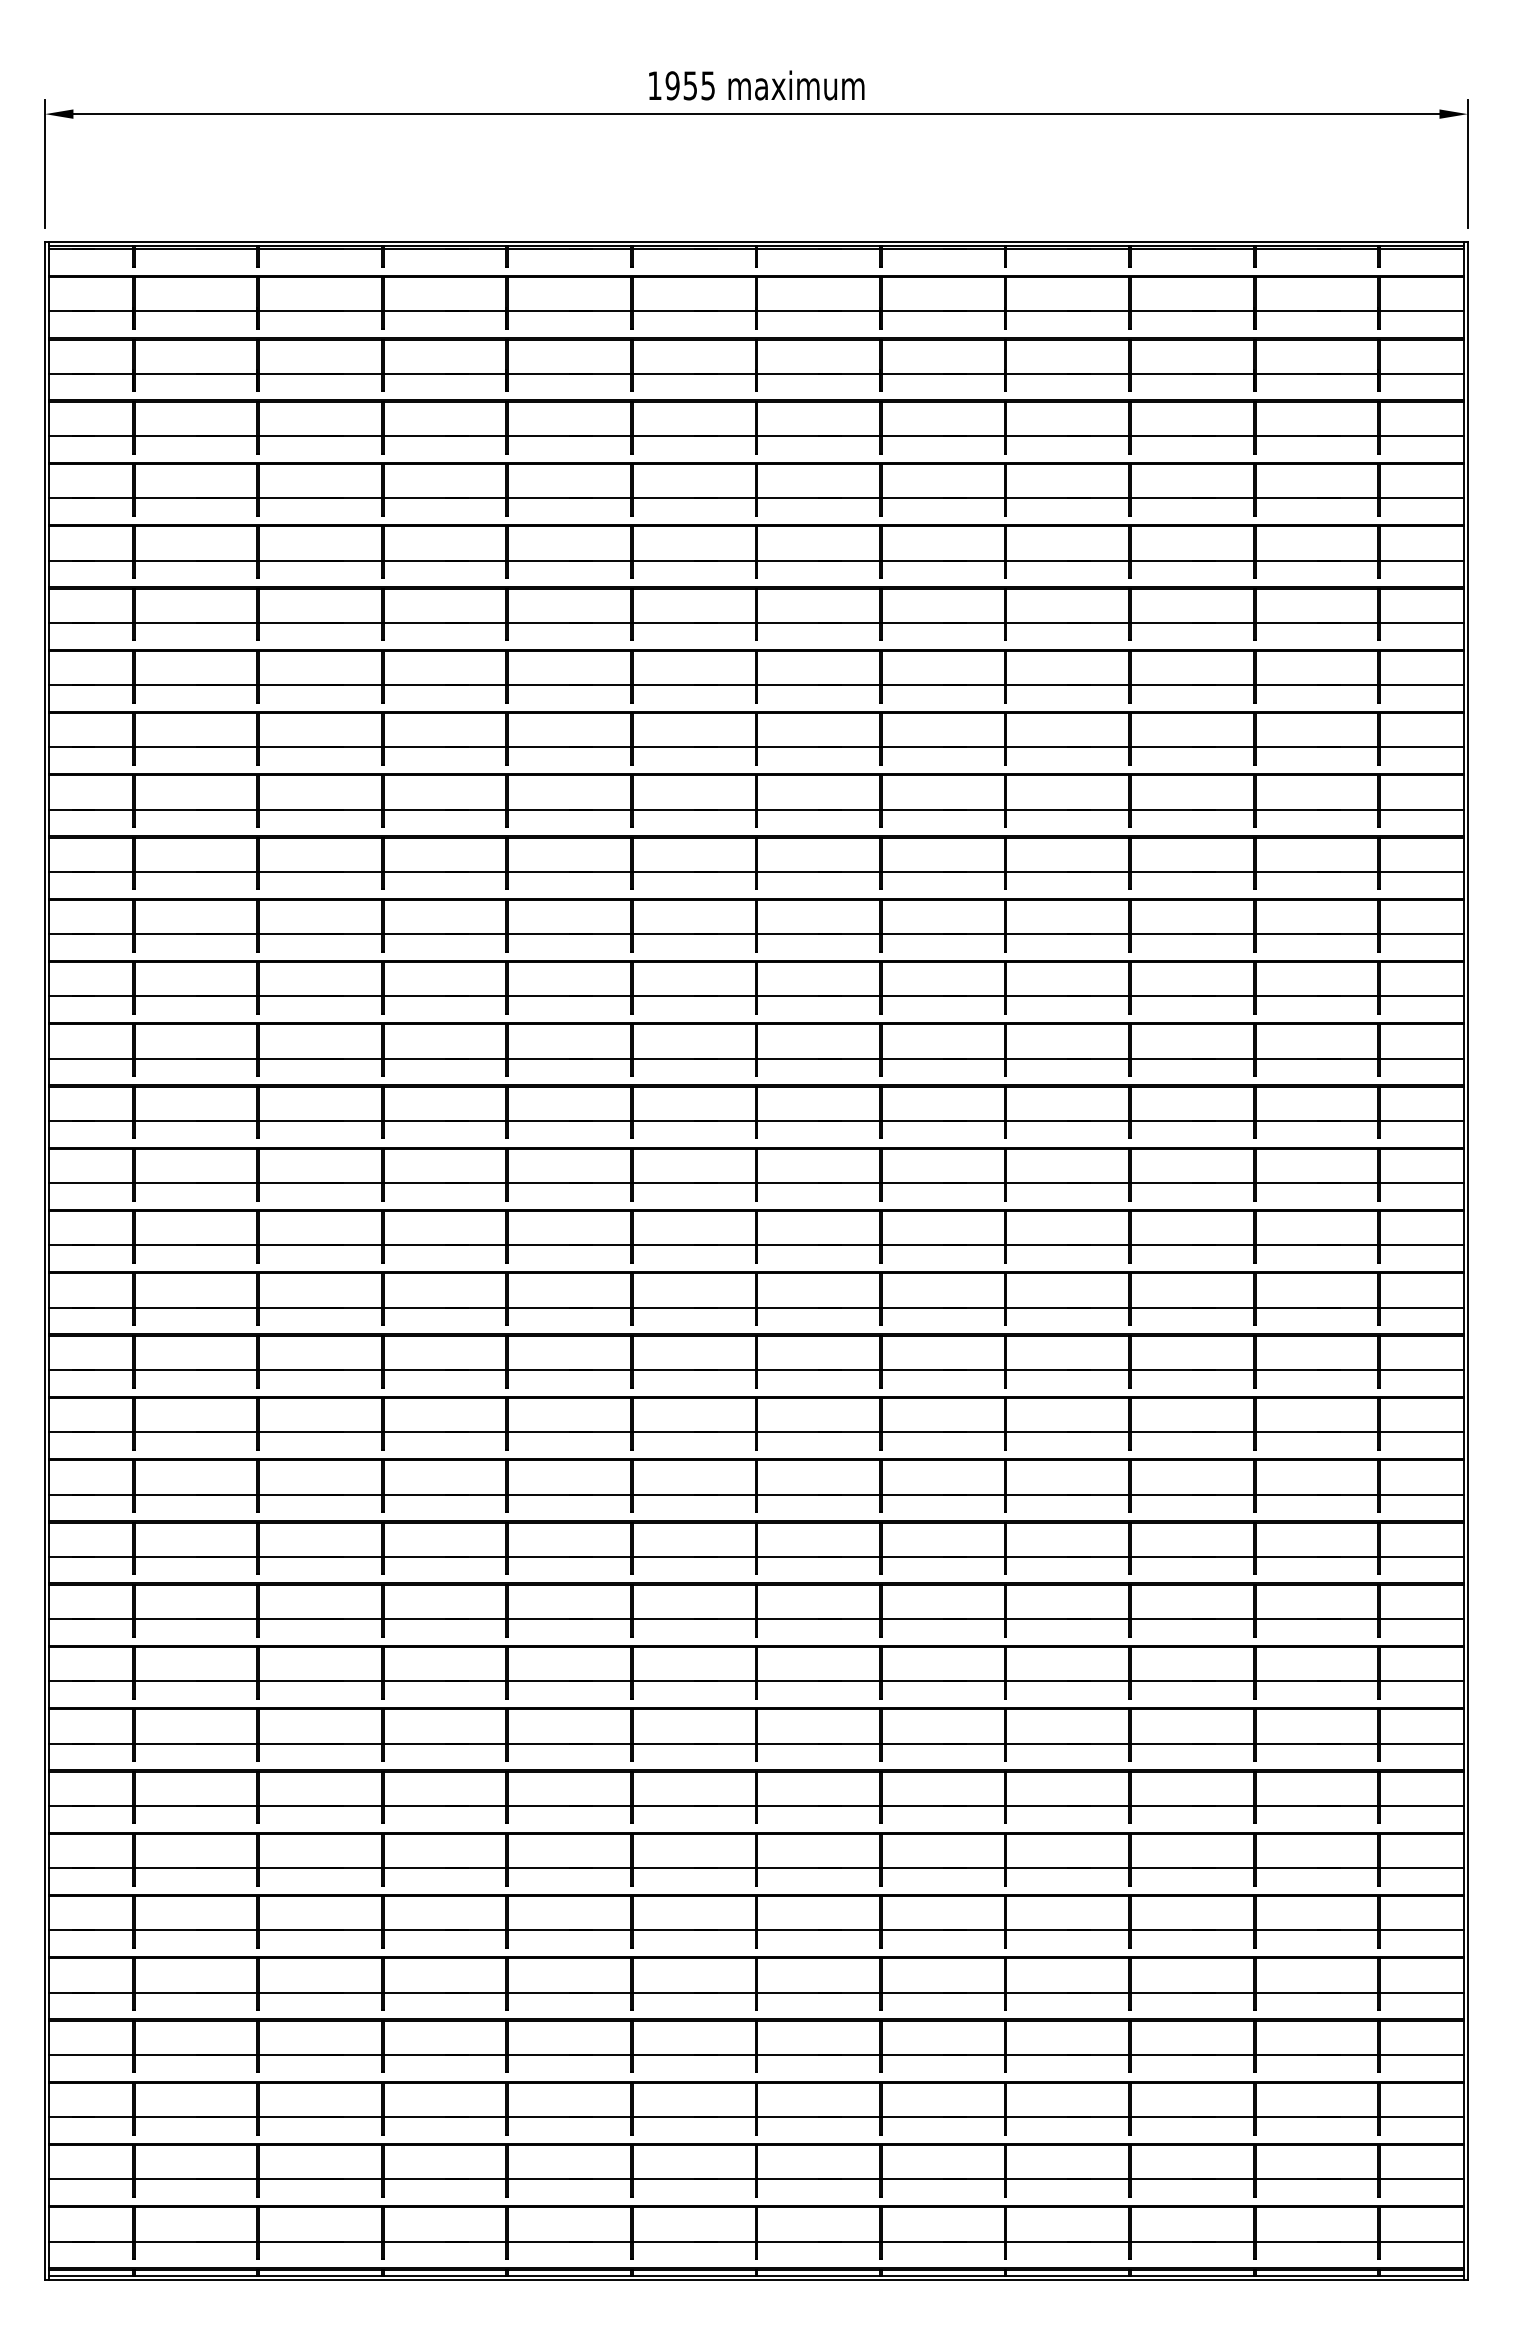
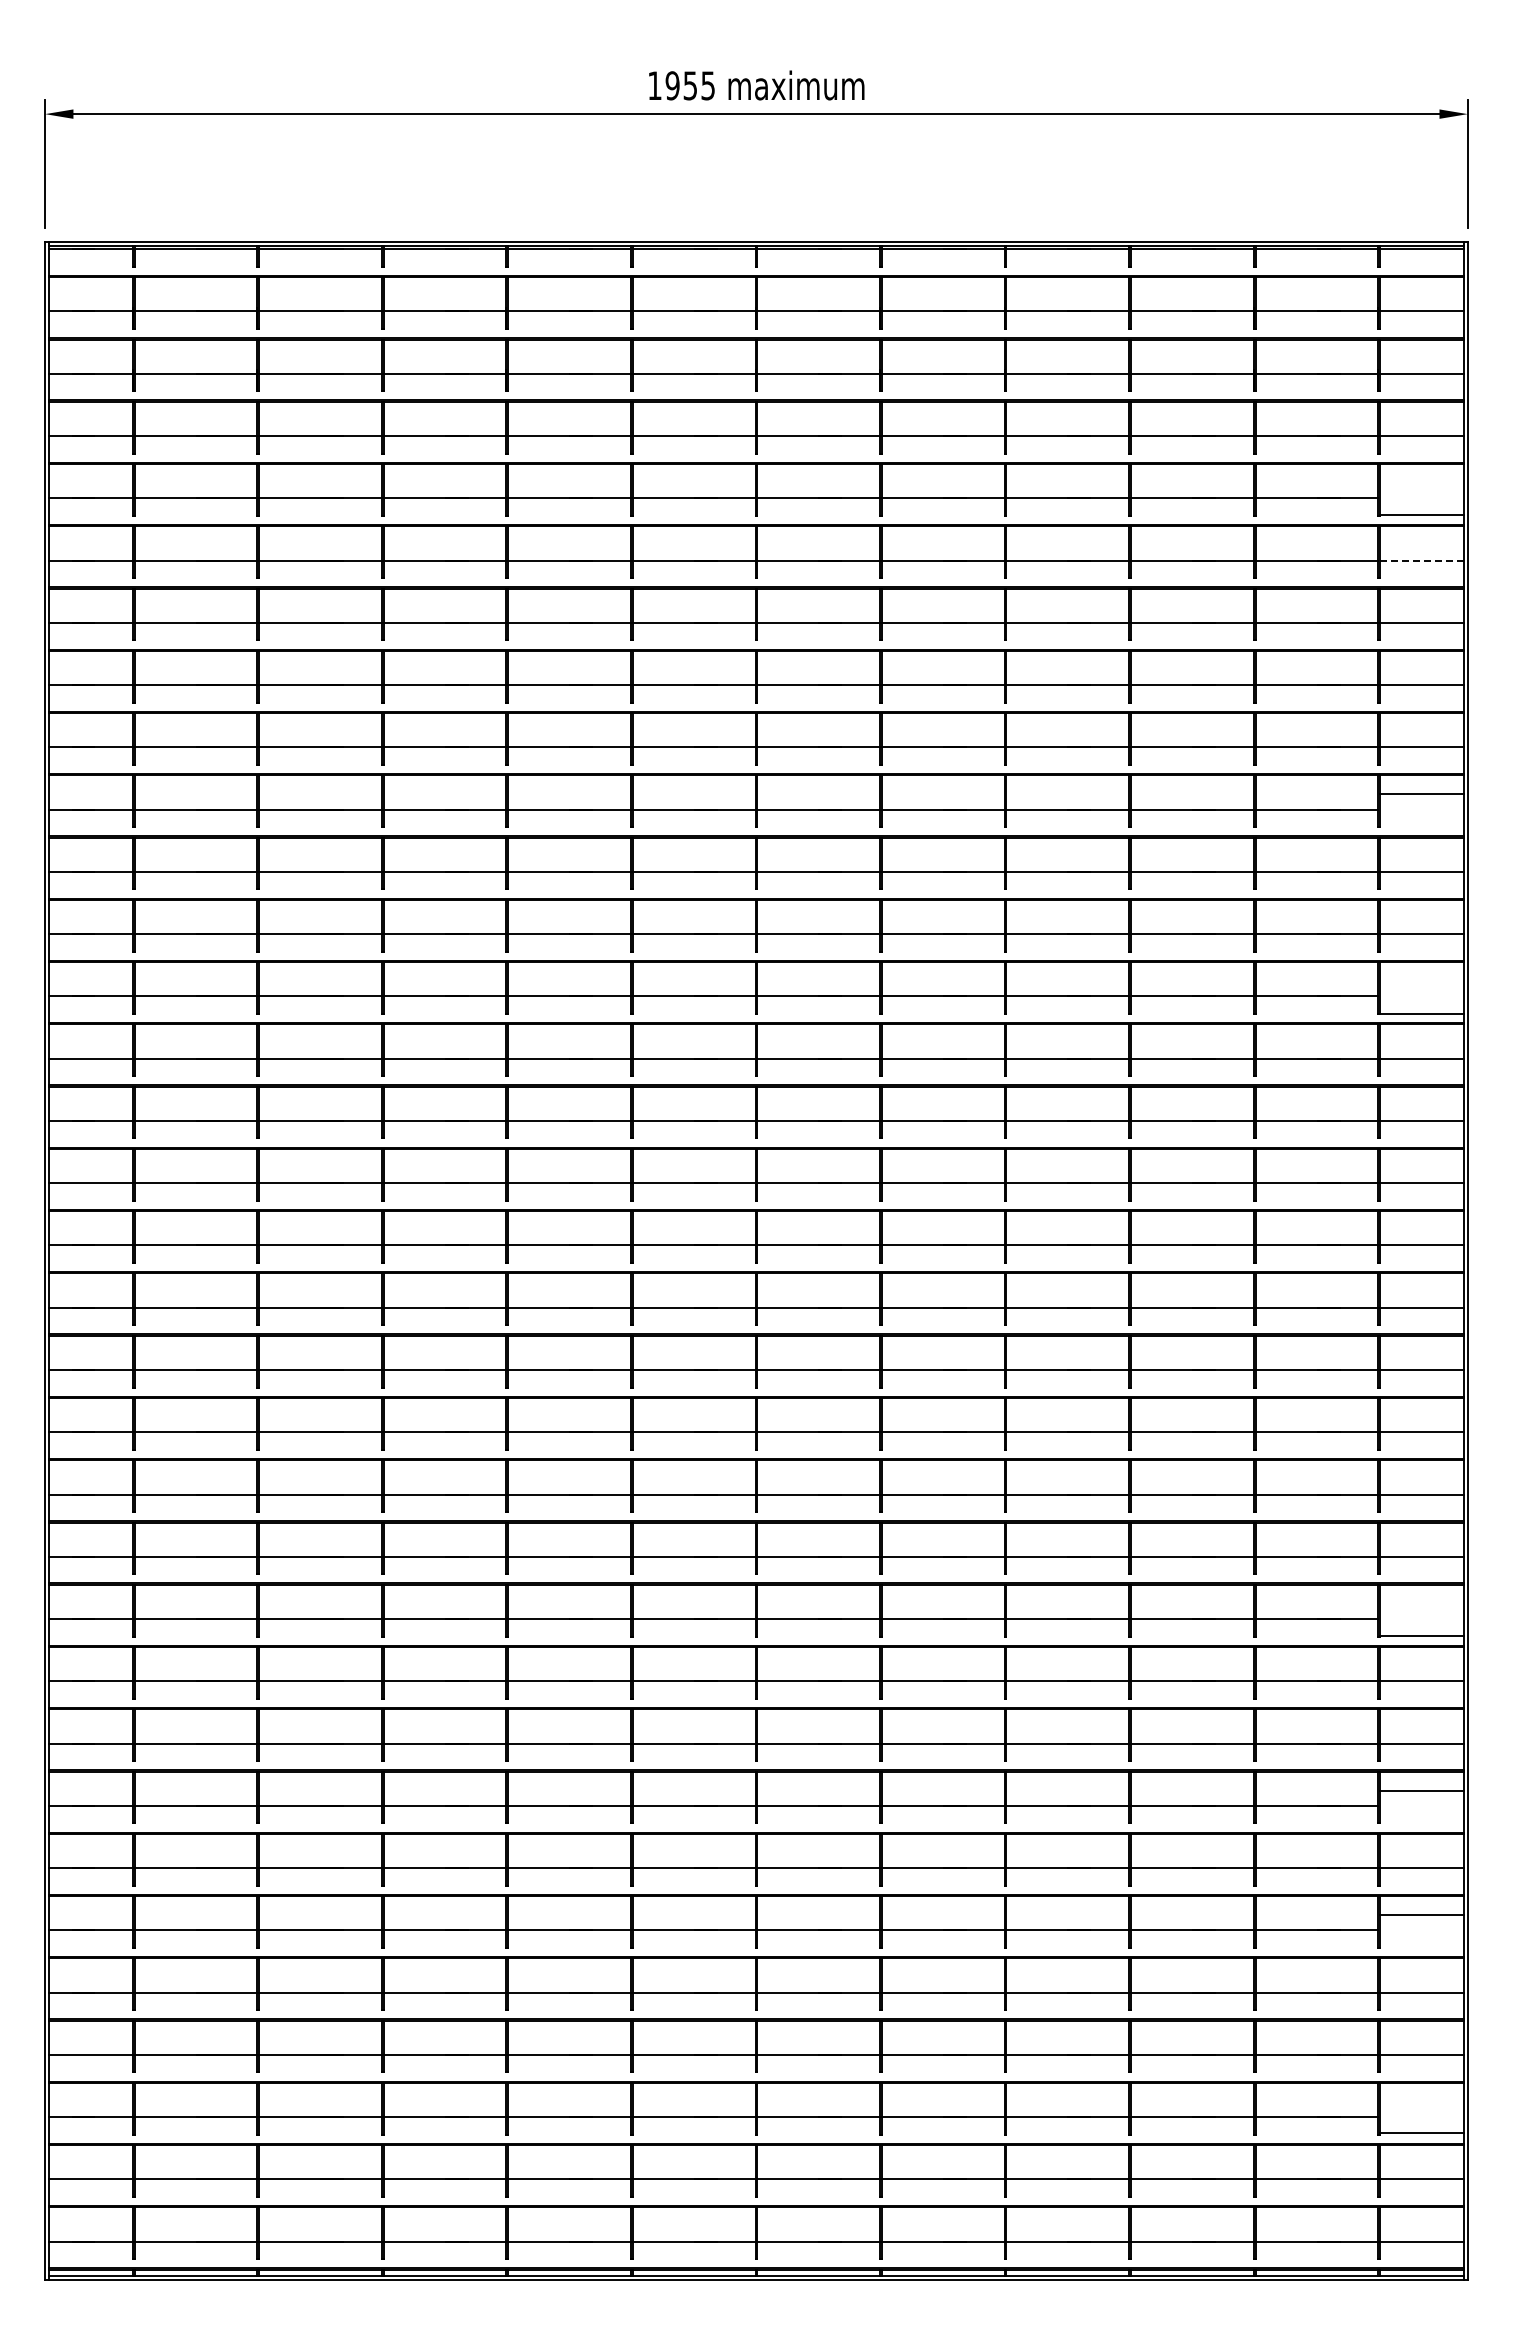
line position: (1422, 498) -> (1422, 515) (1422, 515)
line: solid -> dashed (1422, 560)
line position: (1422, 809) -> (1422, 793) (1422, 793)
line position: (1422, 996) -> (1422, 1014) (1422, 1014)
line position: (1422, 1619) -> (1422, 1636) (1422, 1636)
line position: (1422, 1805) -> (1422, 1790) (1422, 1790)
line position: (1422, 1930) -> (1422, 1915) (1422, 1915)
line position: (1422, 2117) -> (1422, 2133) (1422, 2133)
